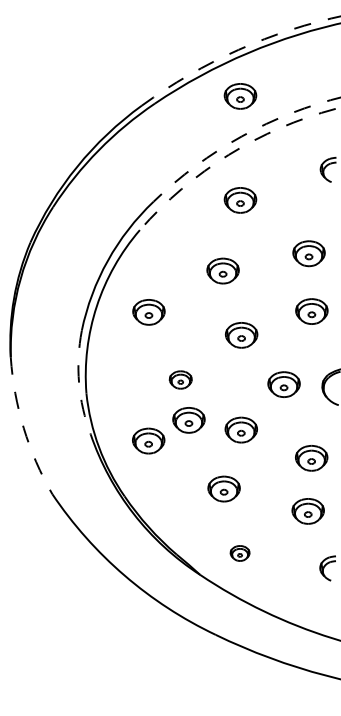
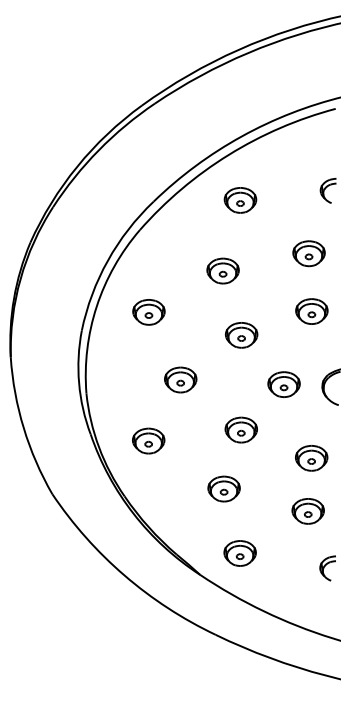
arc: dashed -> solid (236, 50)
part: present -> none (240, 96)
arc: dashed -> solid (240, 137)
arc: dashed -> solid (228, 154)
part position: (327, 169) -> (327, 190) (327, 190)
part size: 25x20 px -> 34x28 px (180, 379)
arc: dashed -> solid (79, 383)
part: present -> none (188, 420)
arc: dashed -> solid (23, 428)
part size: 22x17 px -> 34x27 px (239, 553)
